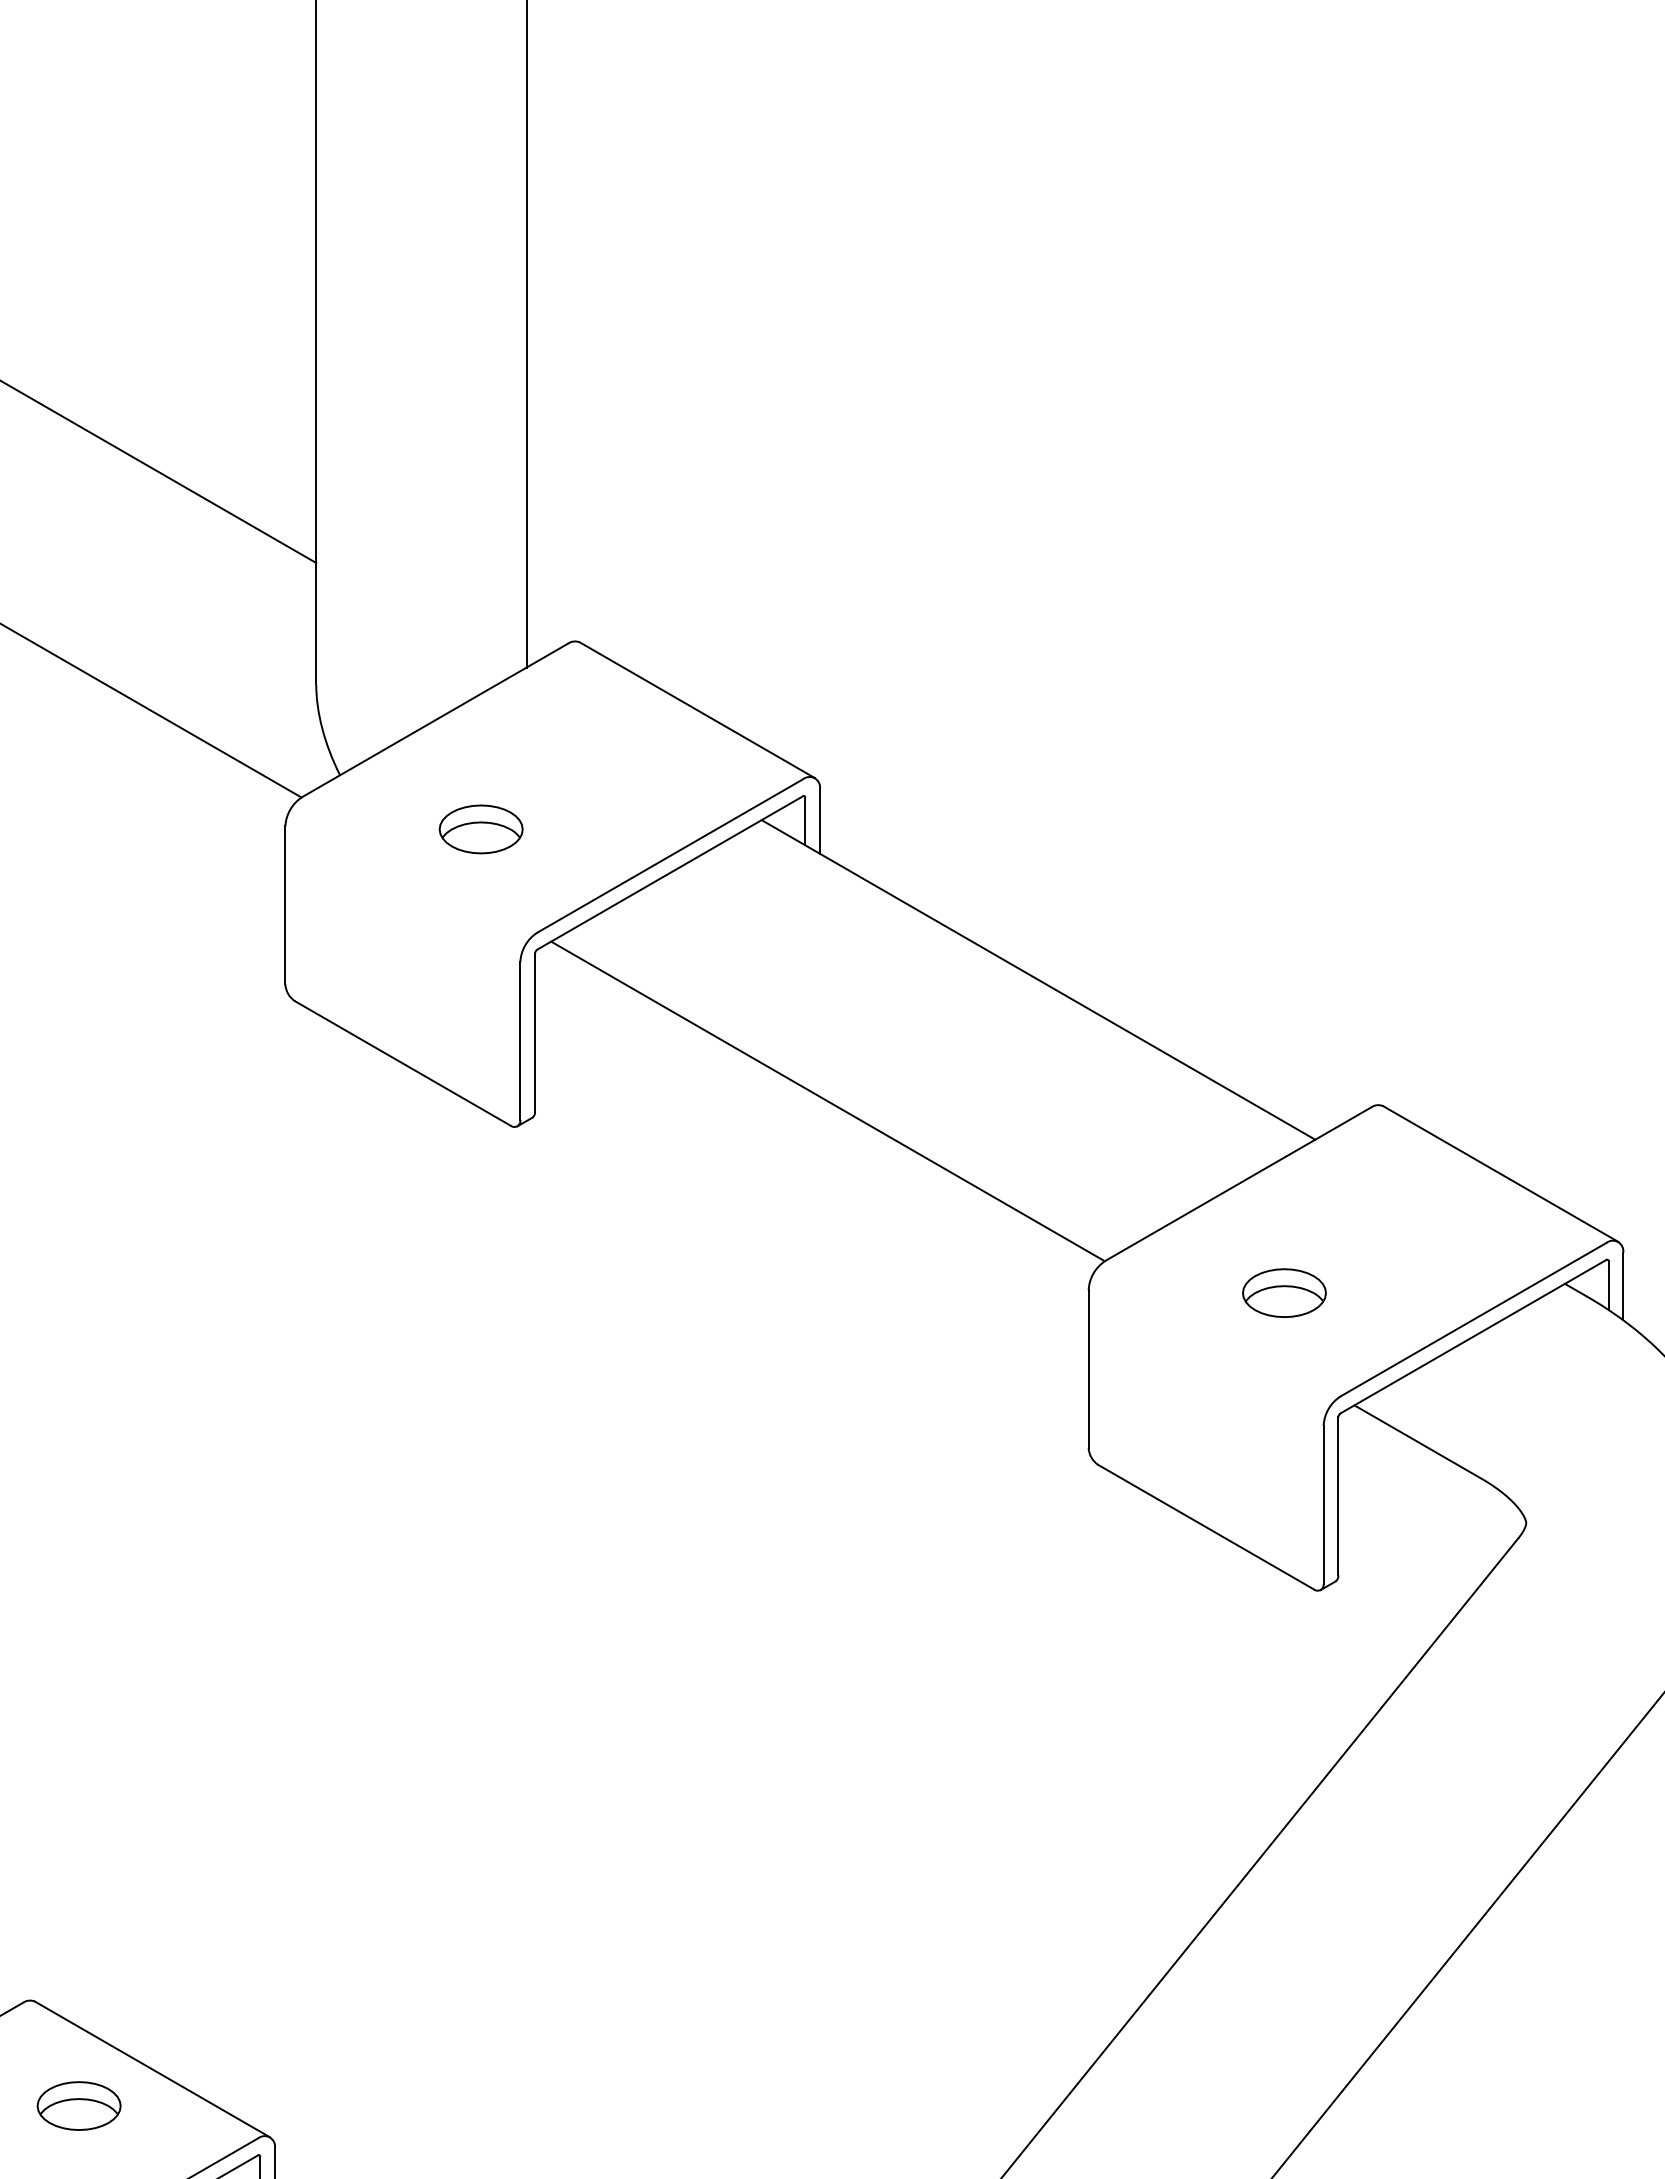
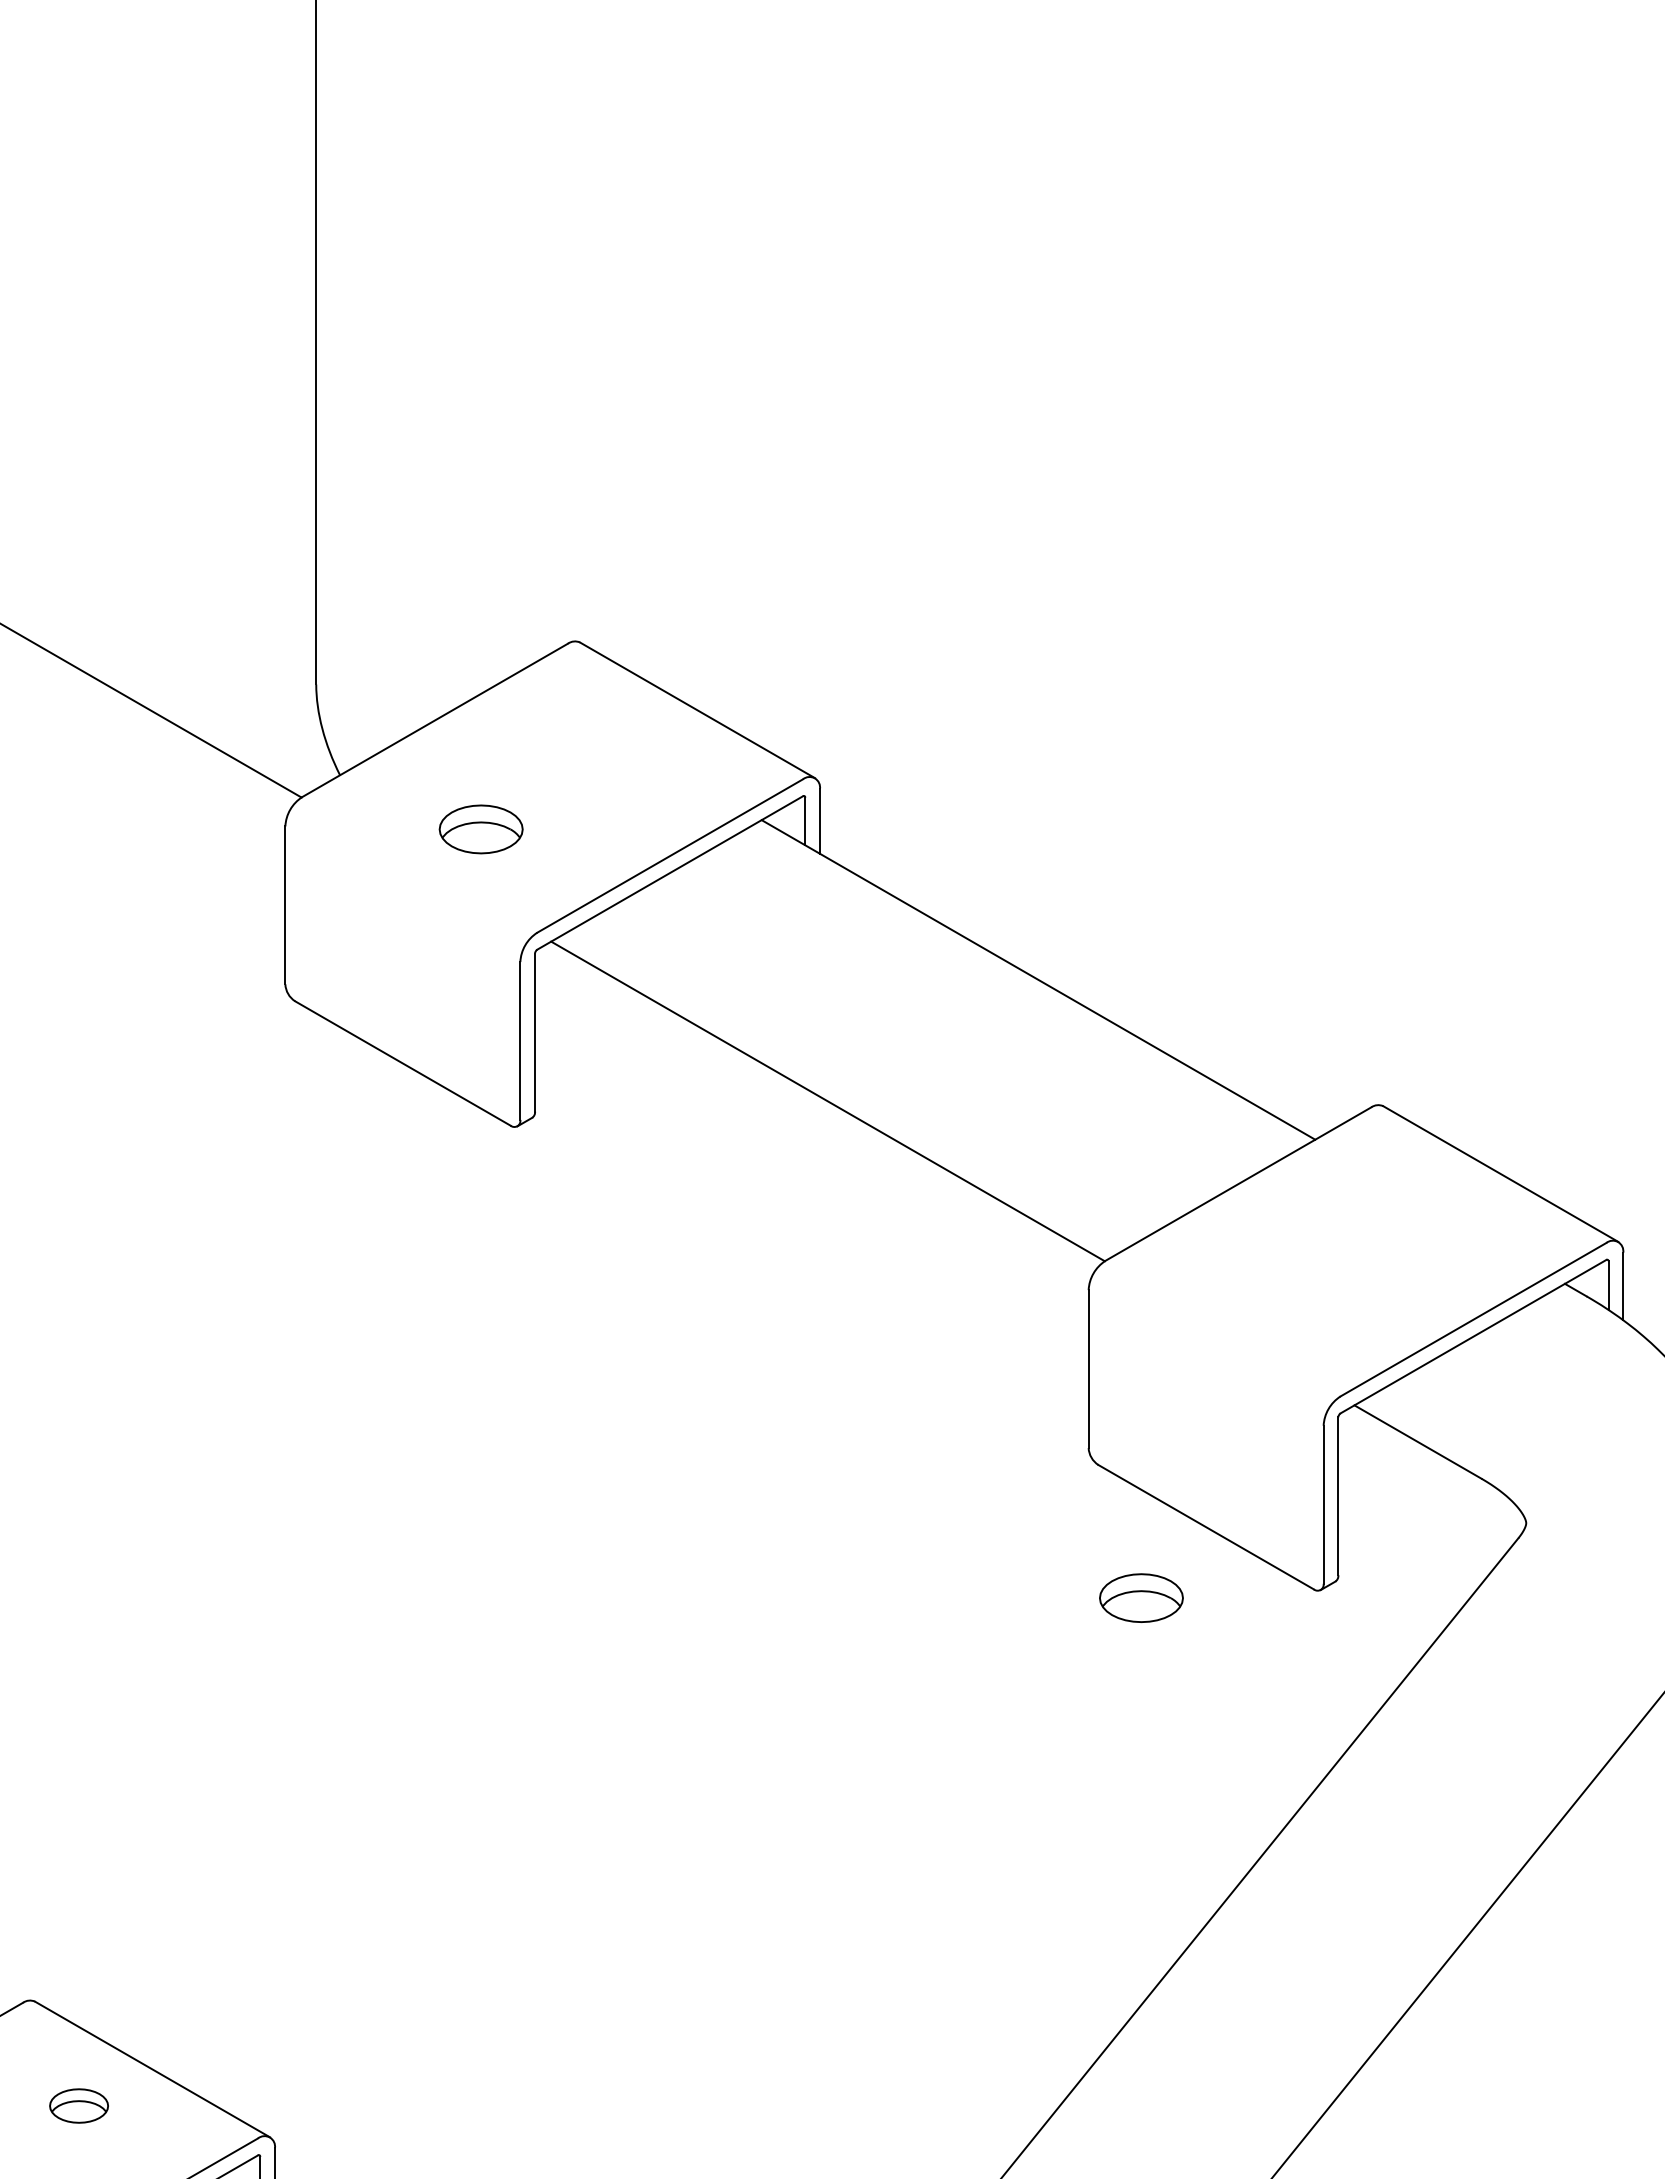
line: present -> none (526, 334)
line: present -> none (159, 471)
part position: (1284, 1292) -> (1141, 1597) (1141, 1597)
part size: 86x50 px -> 60x36 px (78, 2105)
